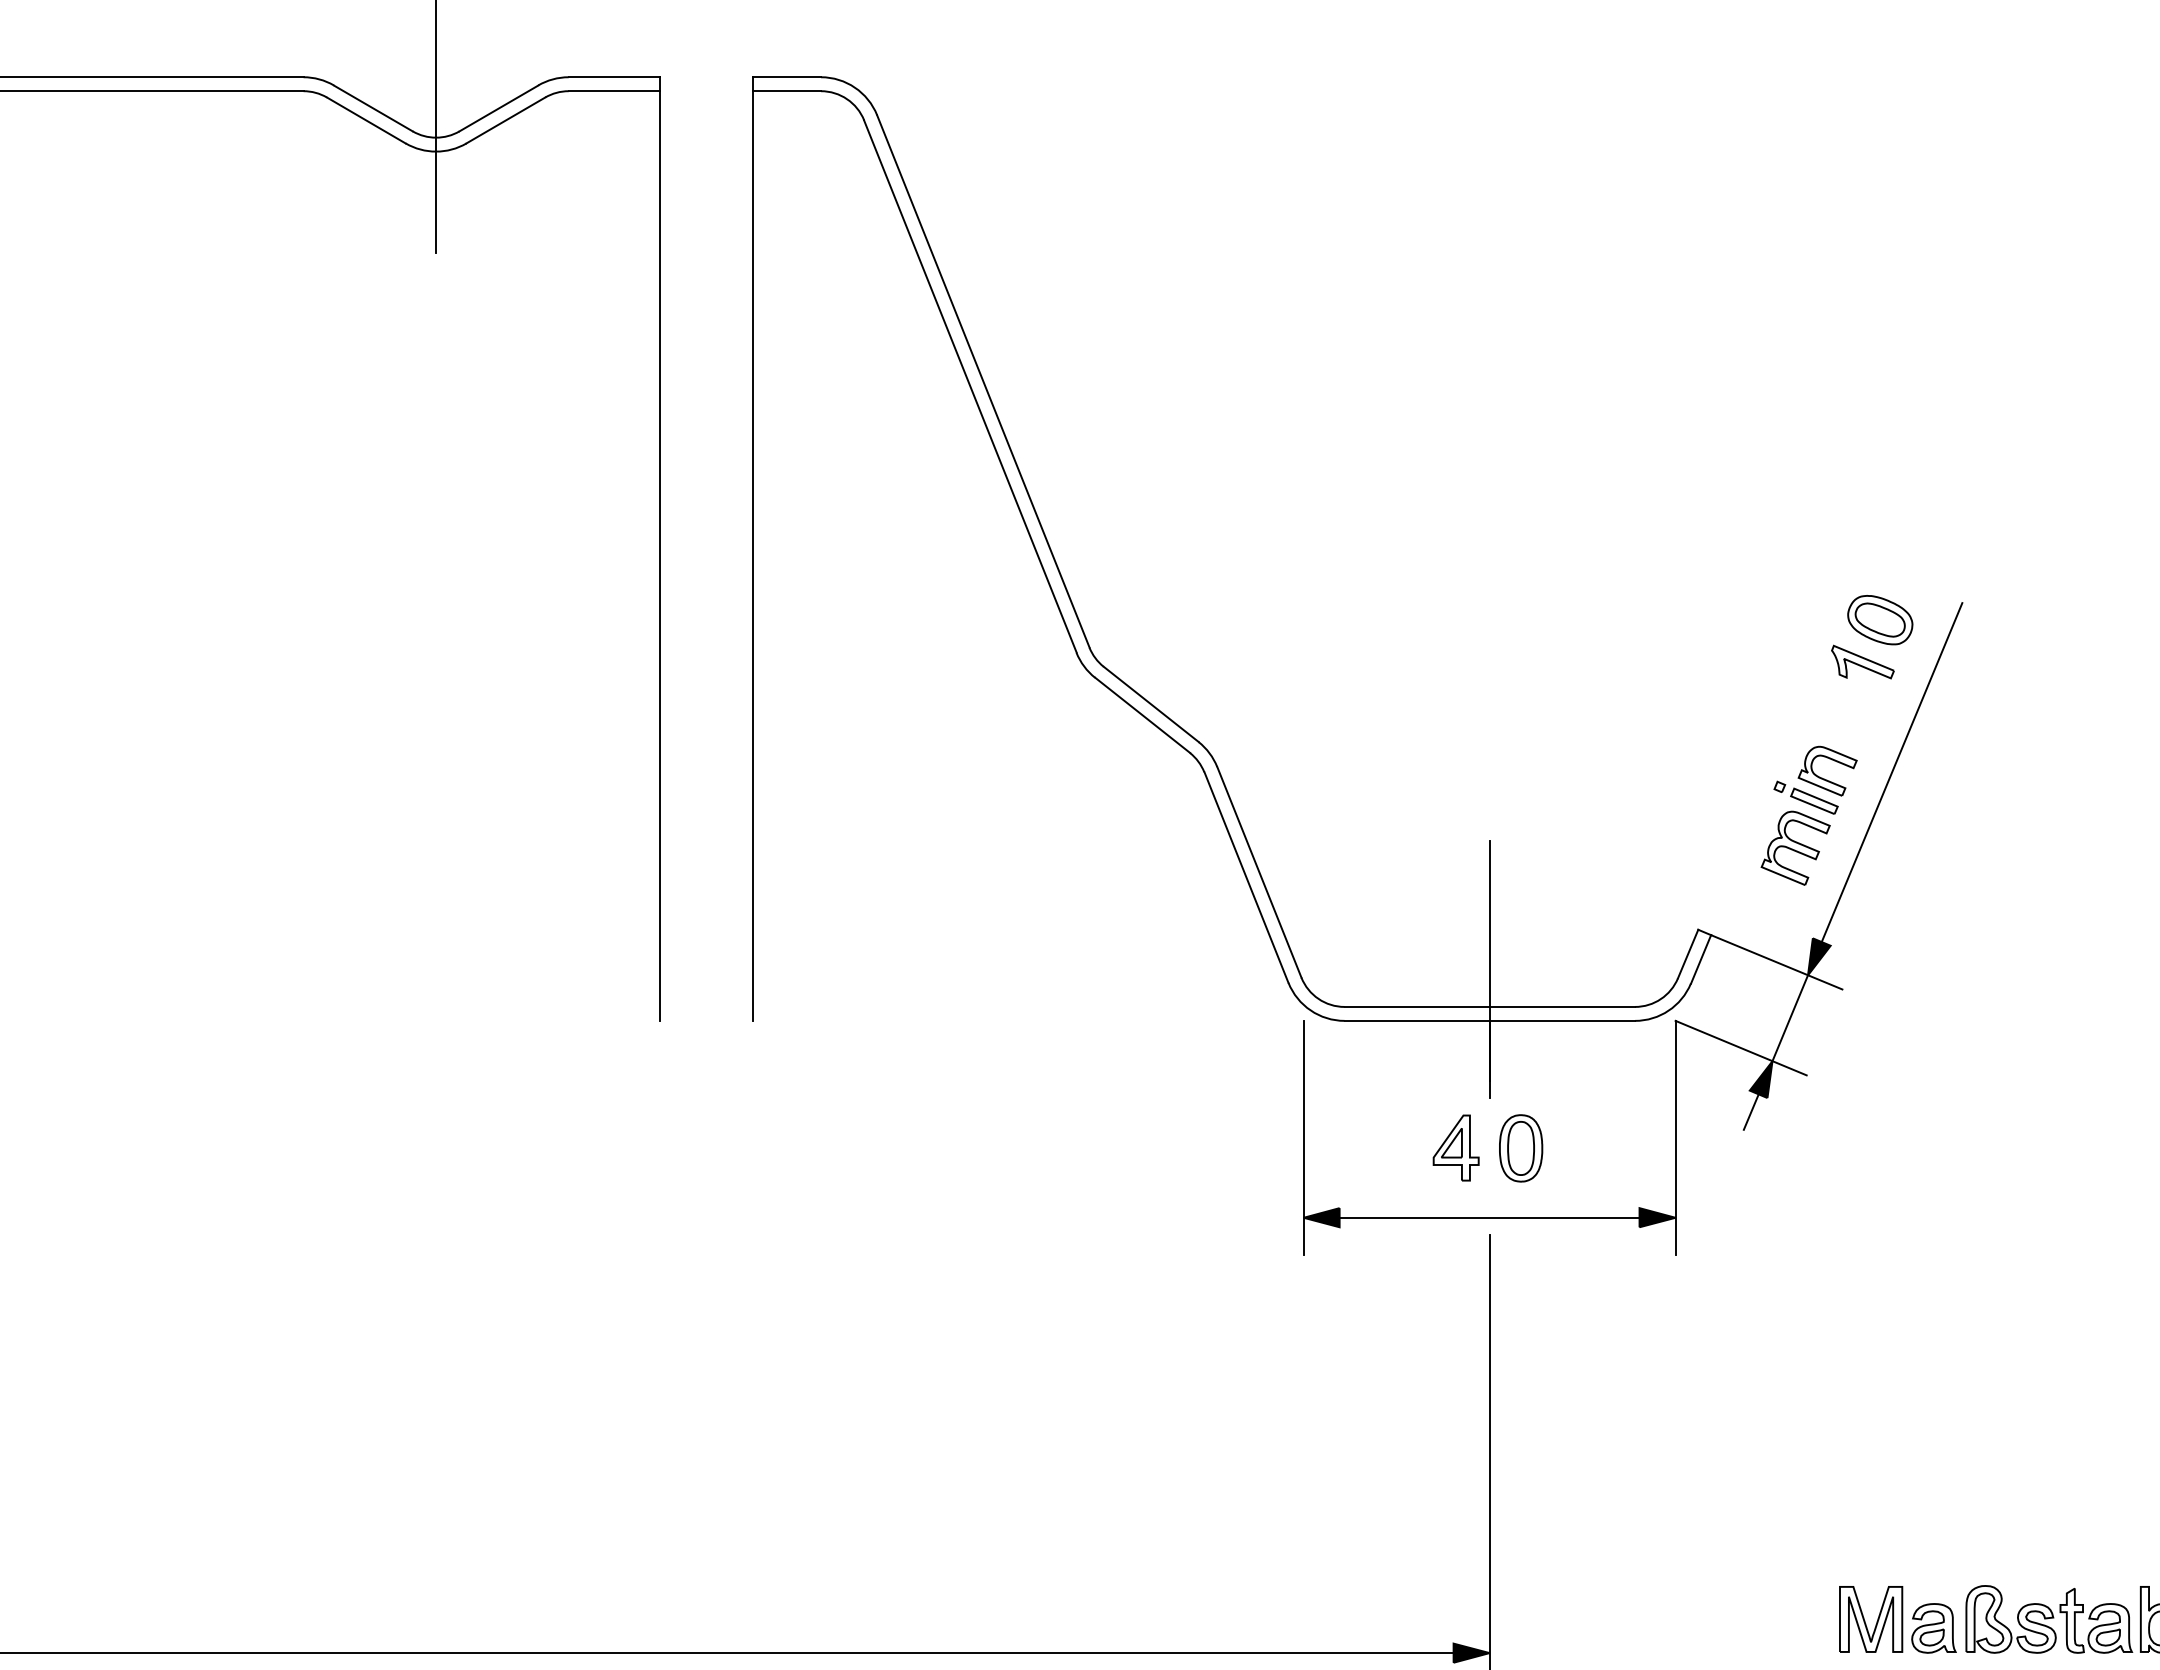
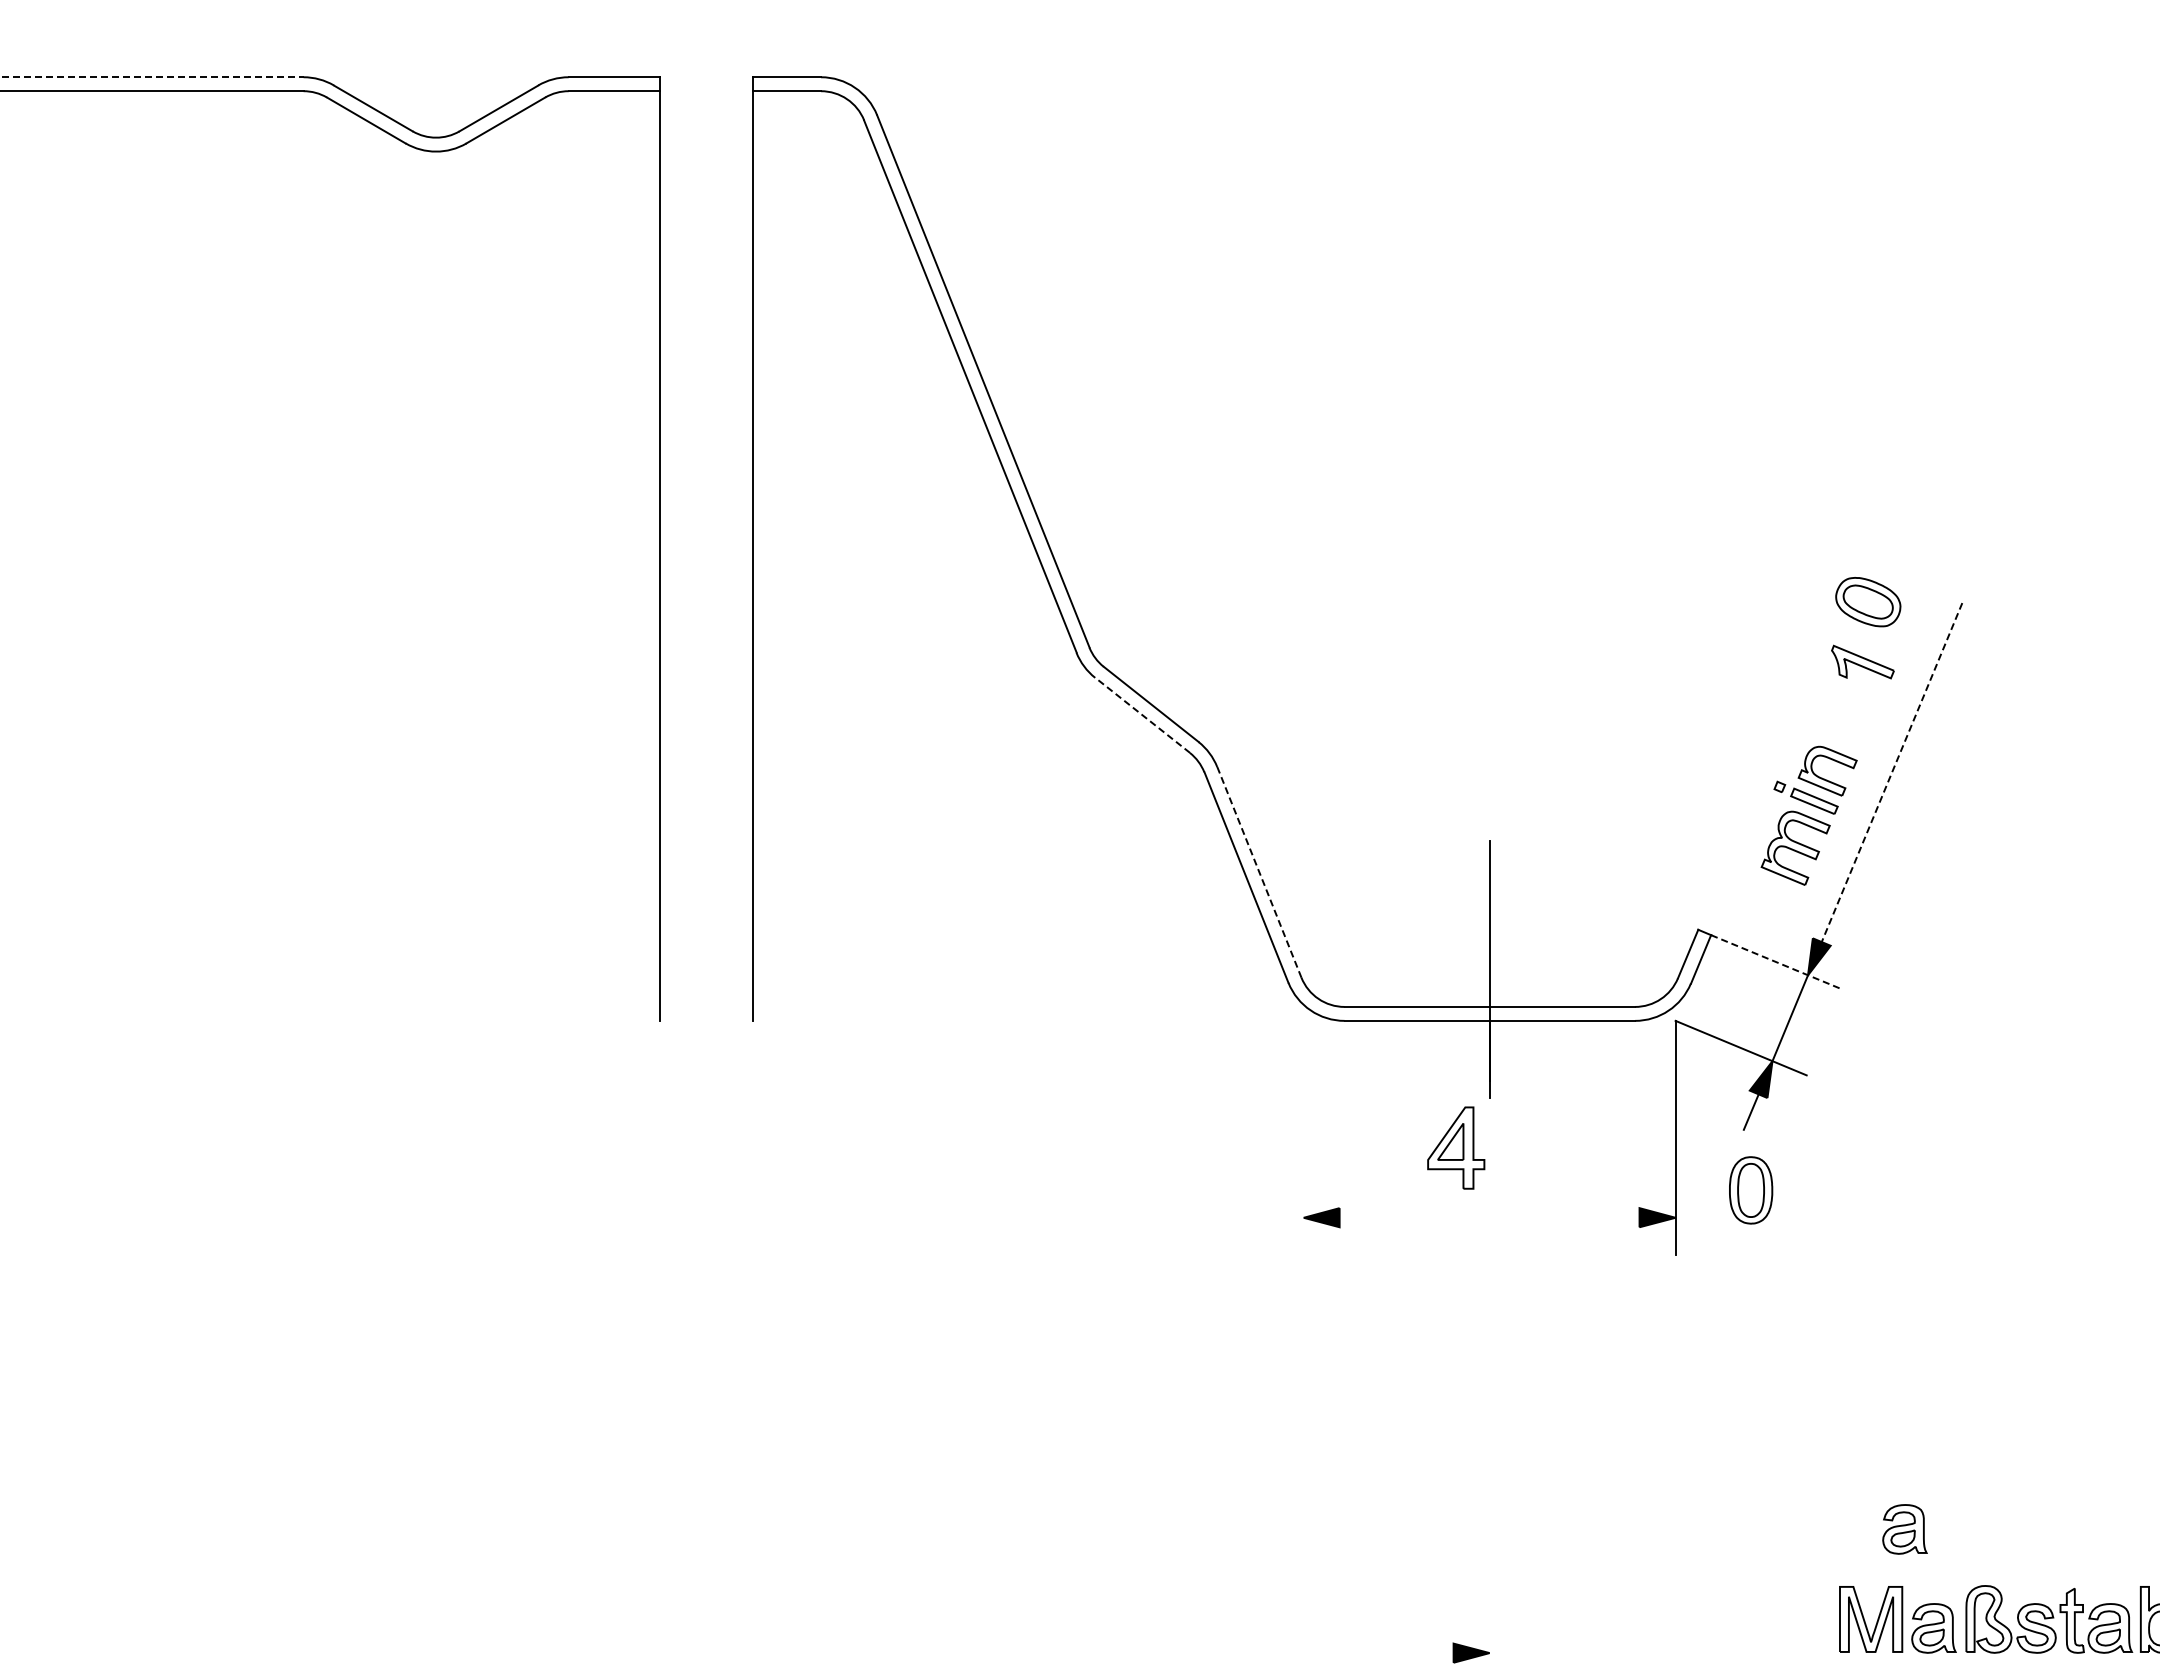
line: solid -> dashed (151, 77)
line: present -> none (436, 127)
part position: (1880, 620) -> (1868, 602) (1868, 602)
line: solid -> dashed (1142, 715)
line: solid -> dashed (1891, 773)
line: solid -> dashed (1259, 872)
line: solid -> dashed (1777, 962)
line: present -> none (1303, 1137)
part size: 48x68 px -> 59x84 px (1456, 1147)
part position: (1521, 1148) -> (1751, 1190) (1751, 1190)
line: present -> none (1489, 1217)
line: present -> none (1489, 1450)
part: none -> present (1904, 1529)
line: present -> none (727, 1653)
